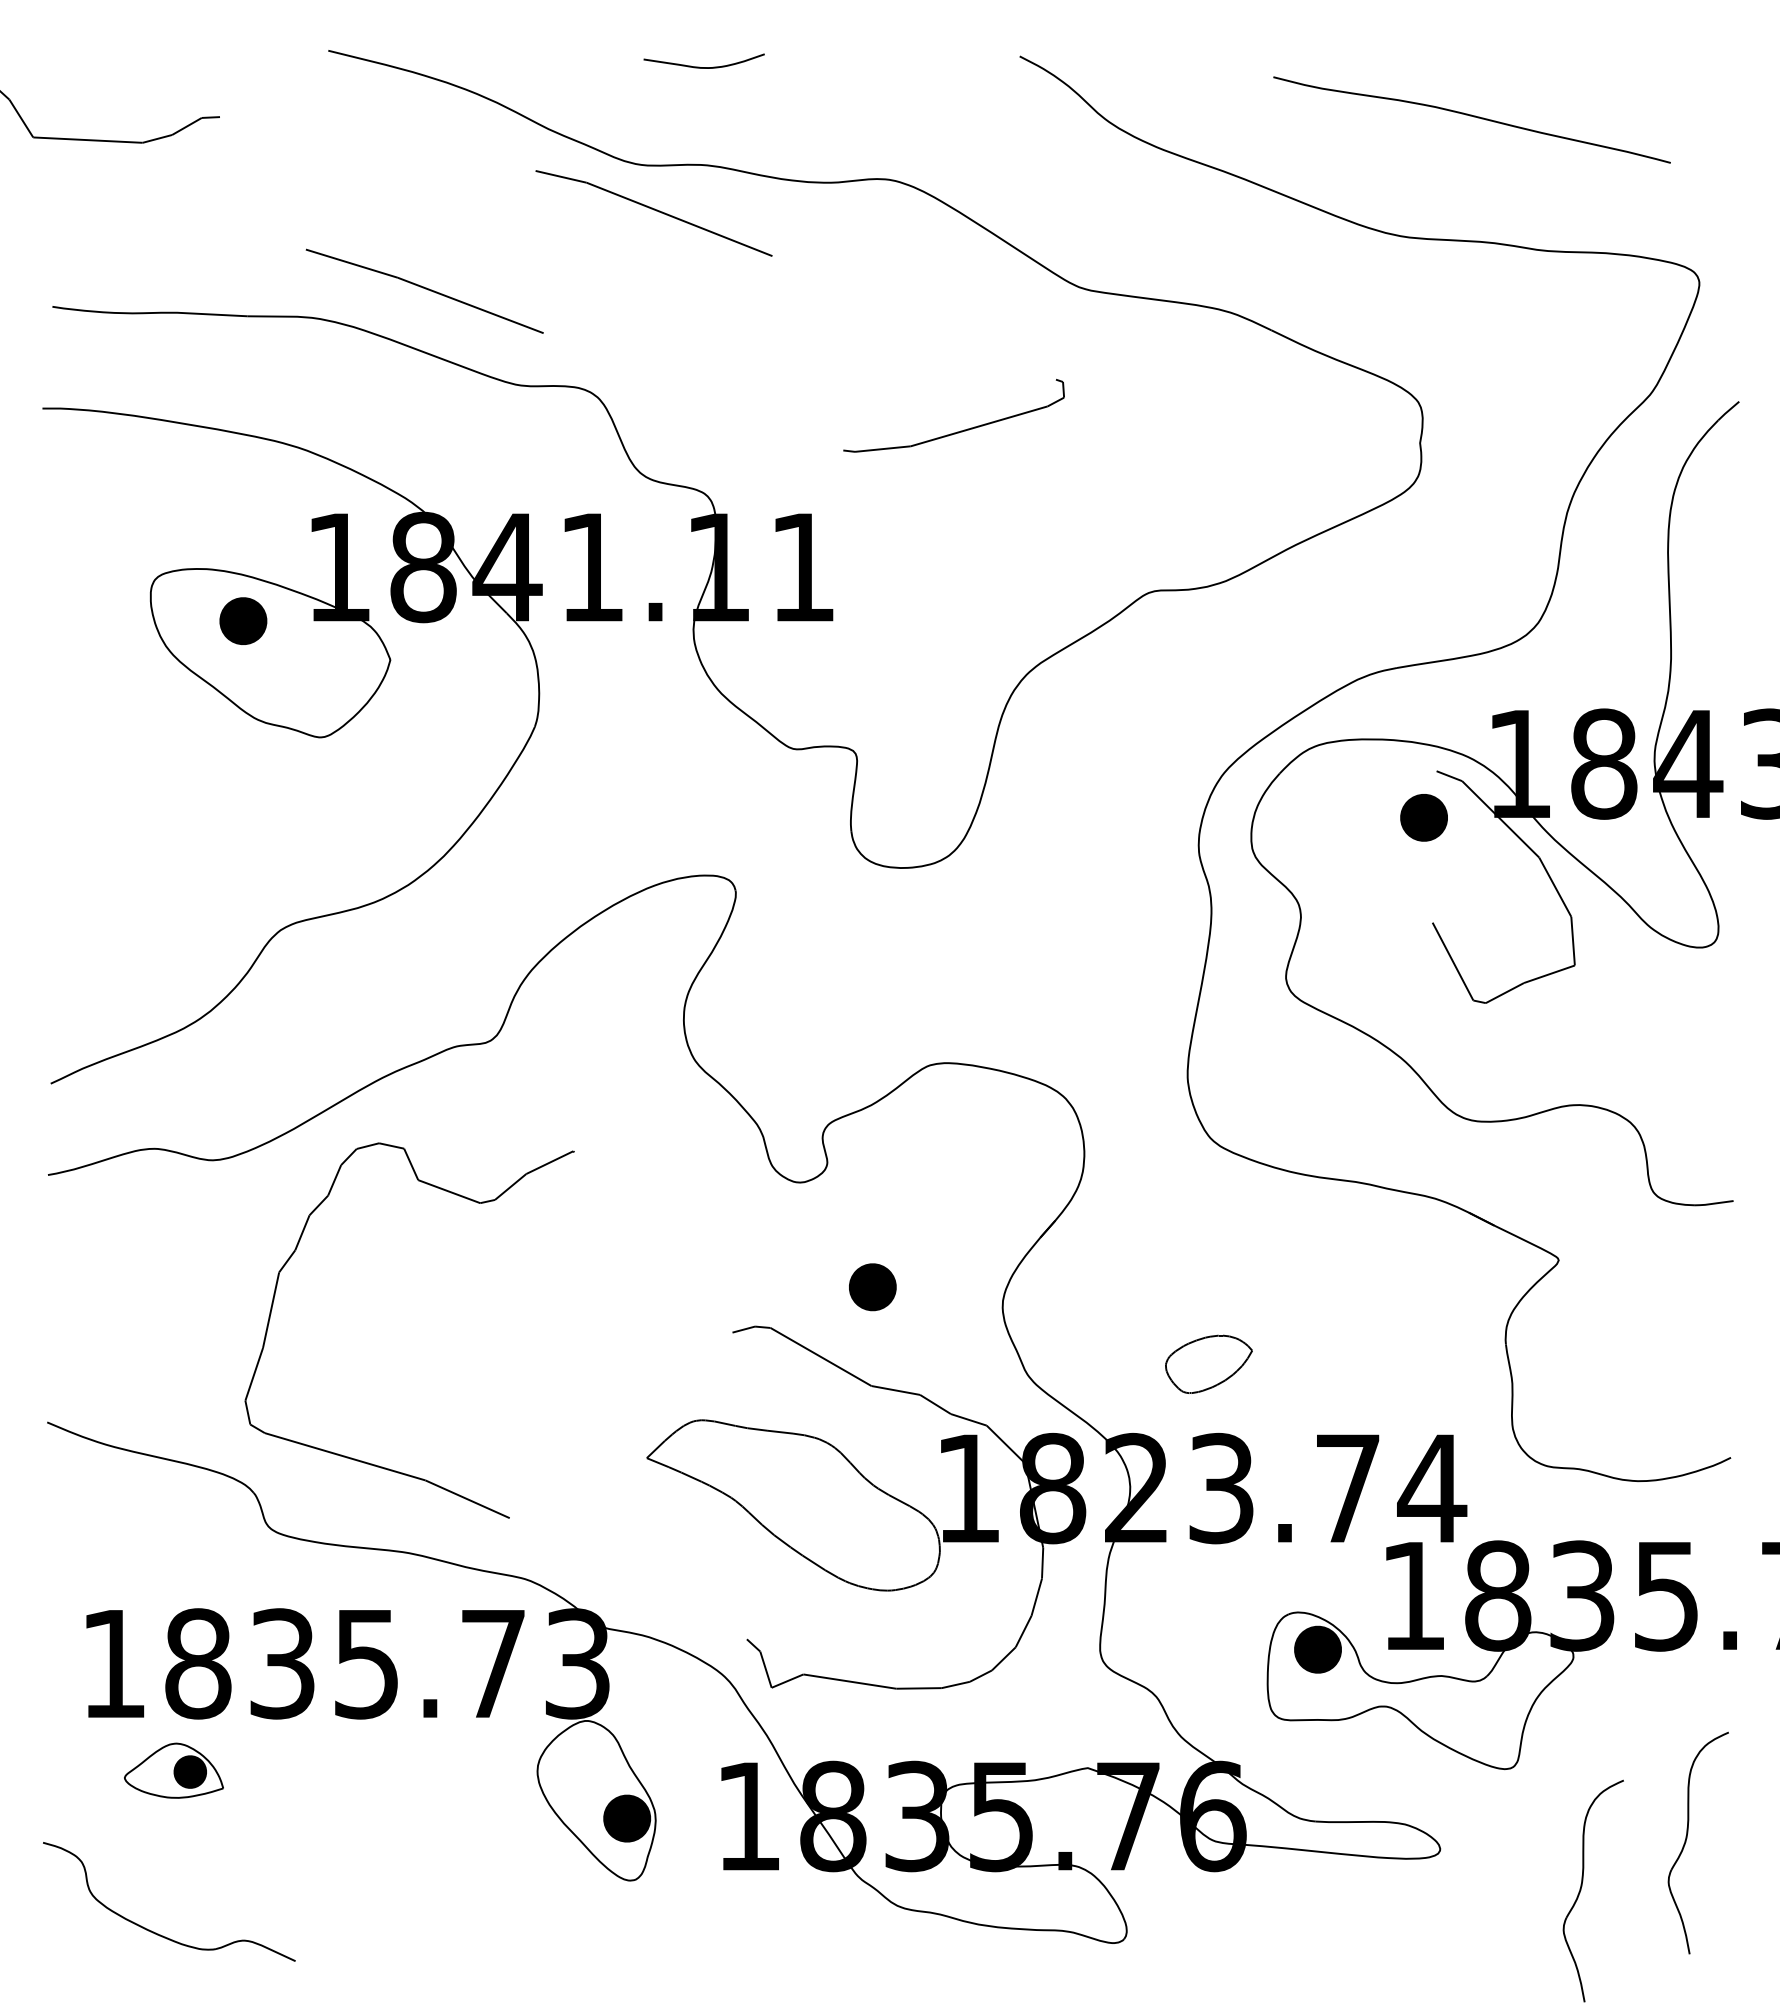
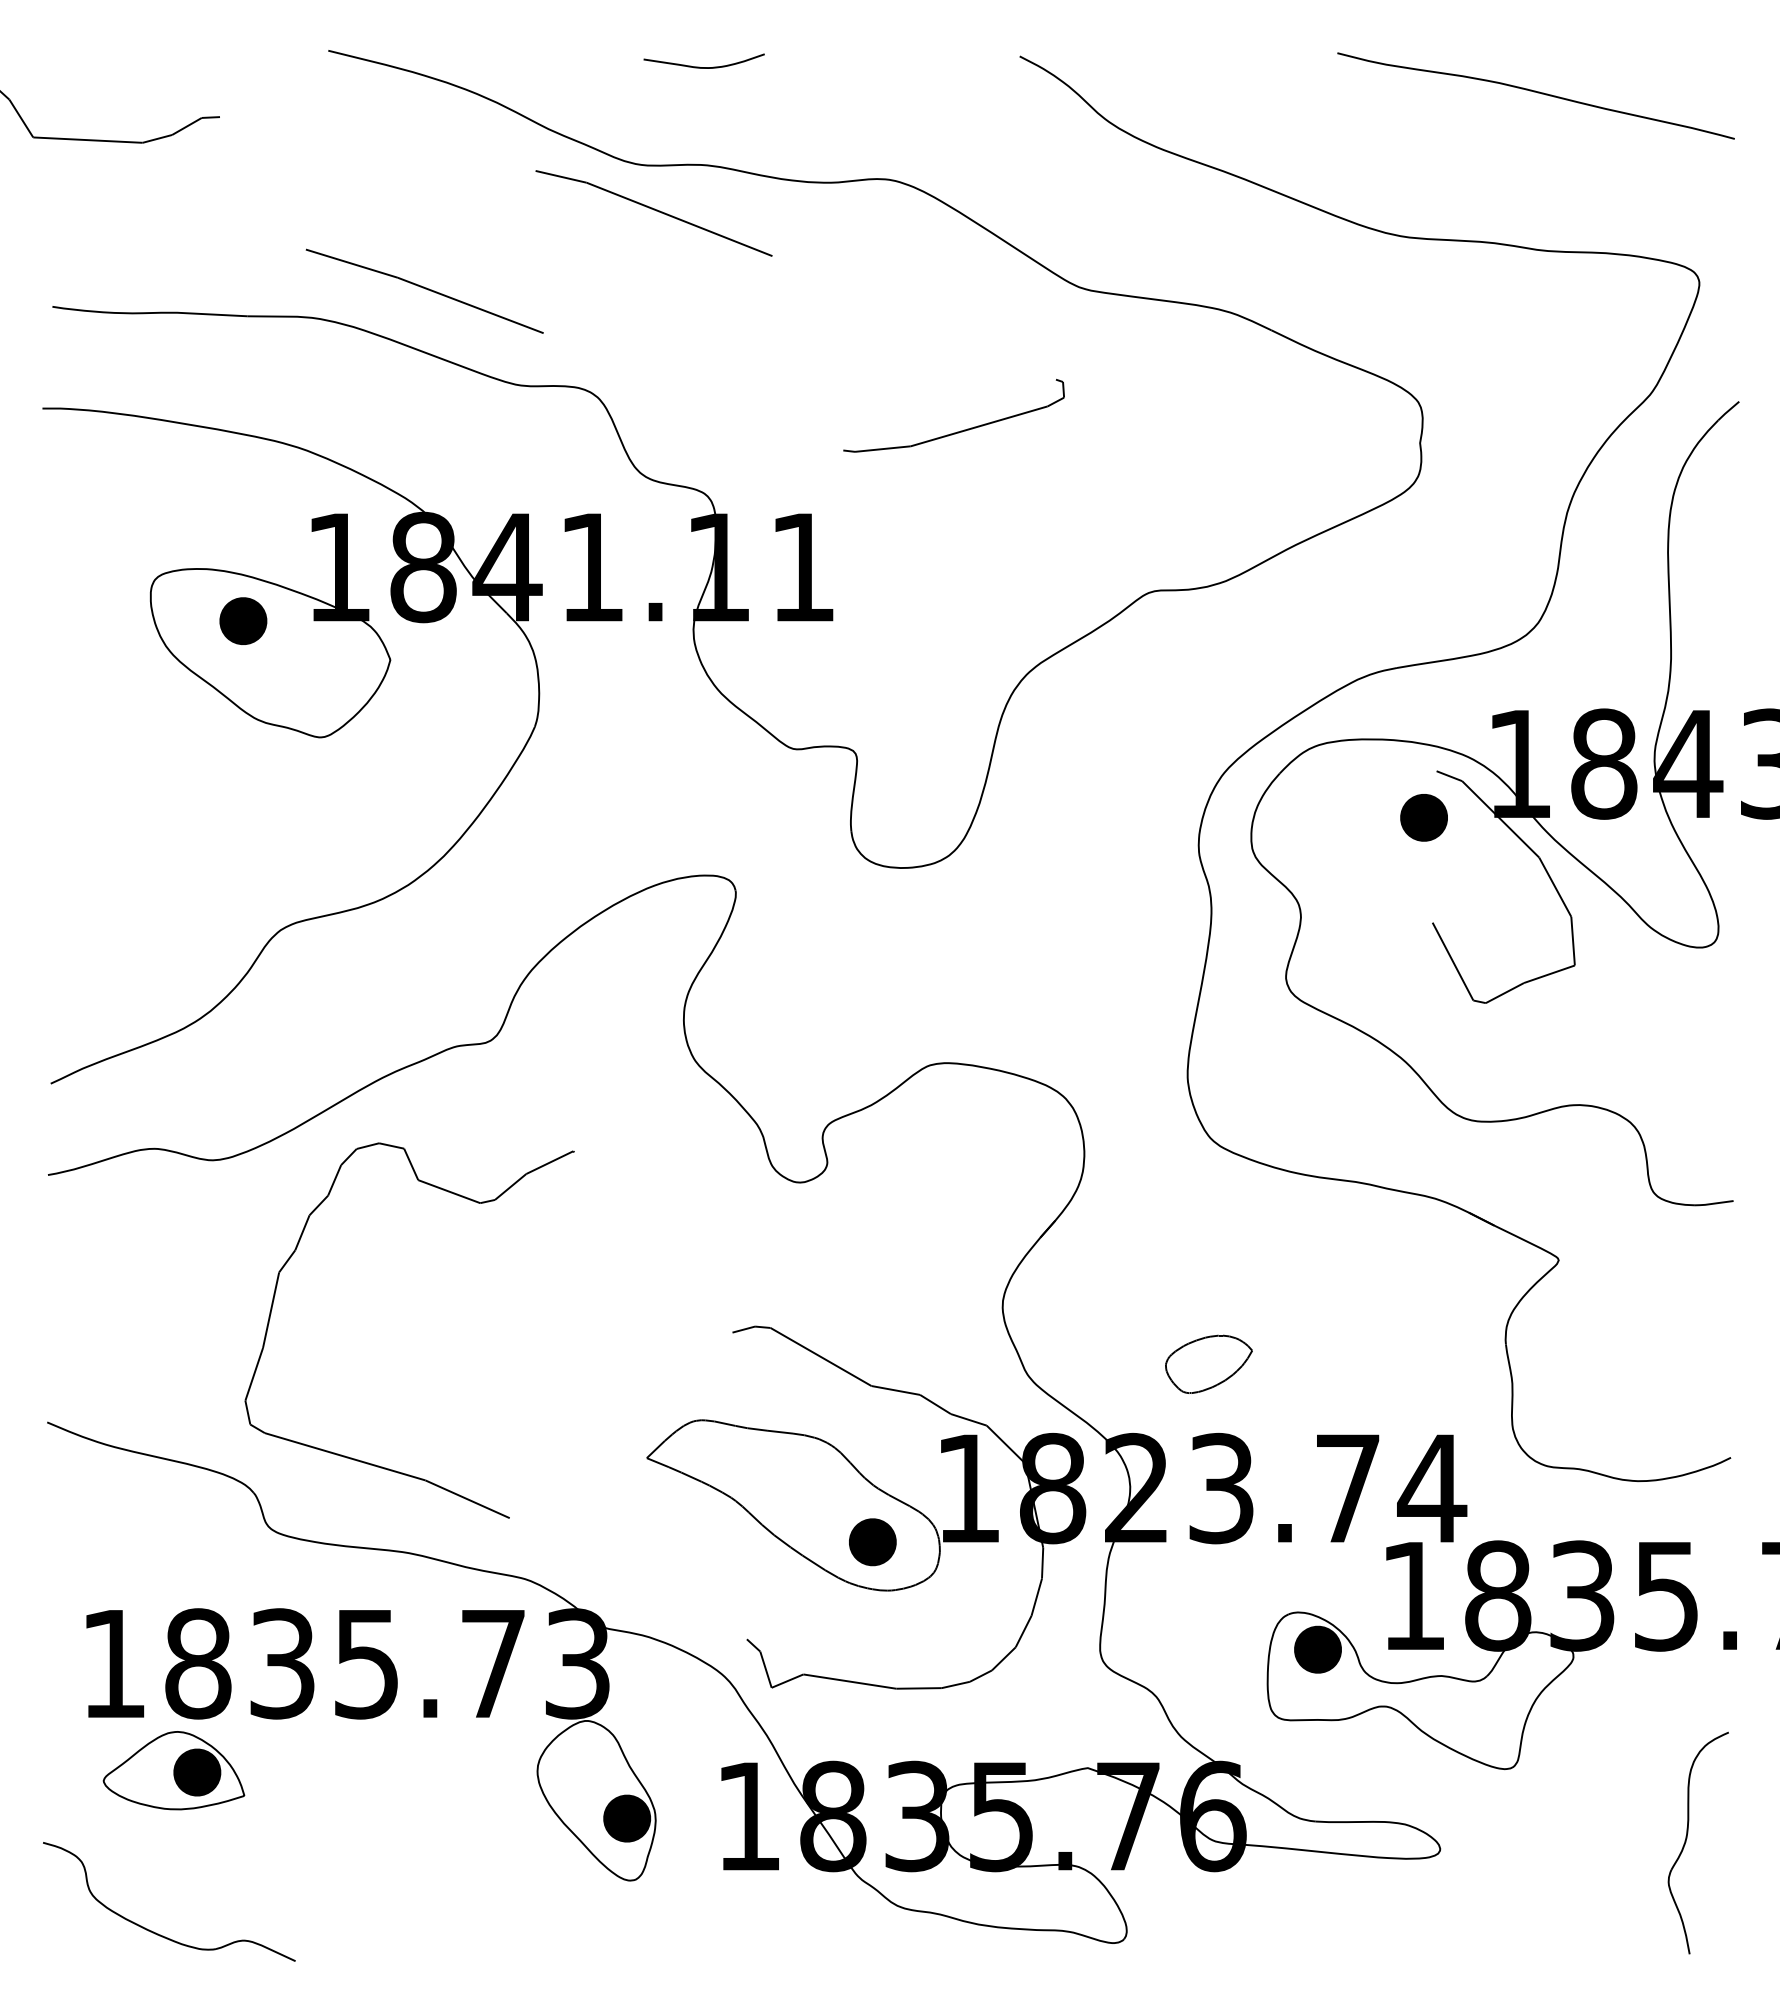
curve position: (1473, 117) -> (1537, 93) (1537, 93)
part position: (872, 1287) -> (872, 1542) (872, 1542)
part size: 100x57 px -> 144x80 px (173, 1770)
part: present -> none (1582, 1886)
